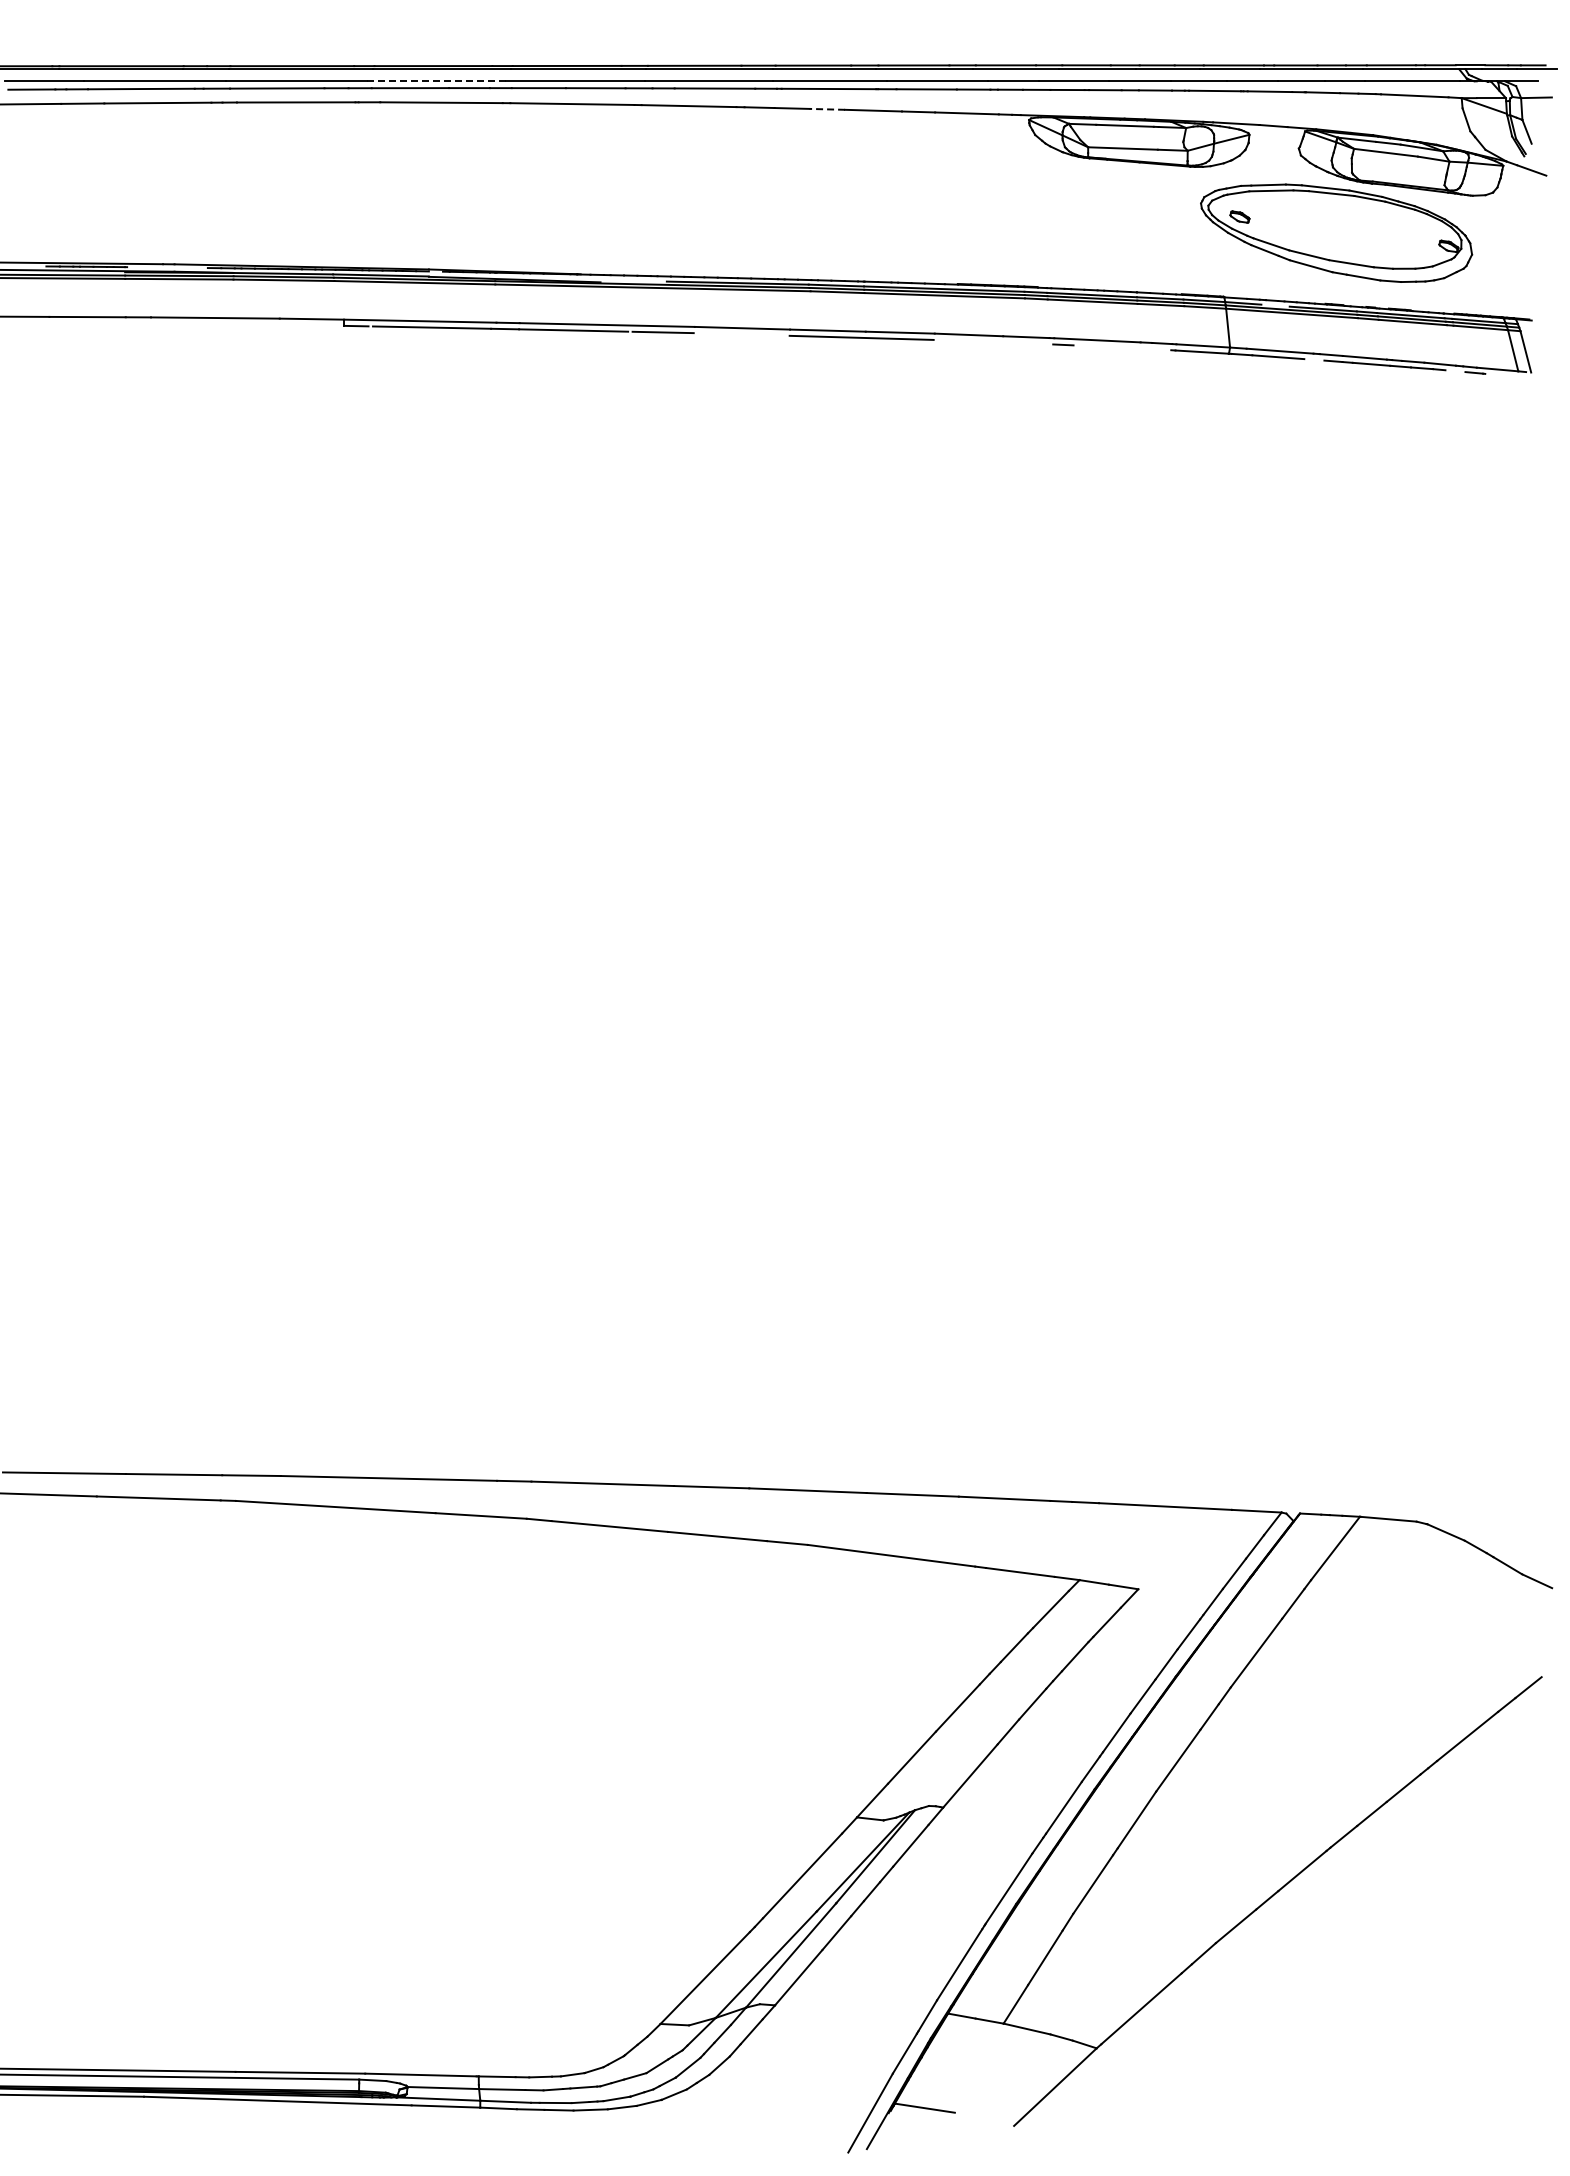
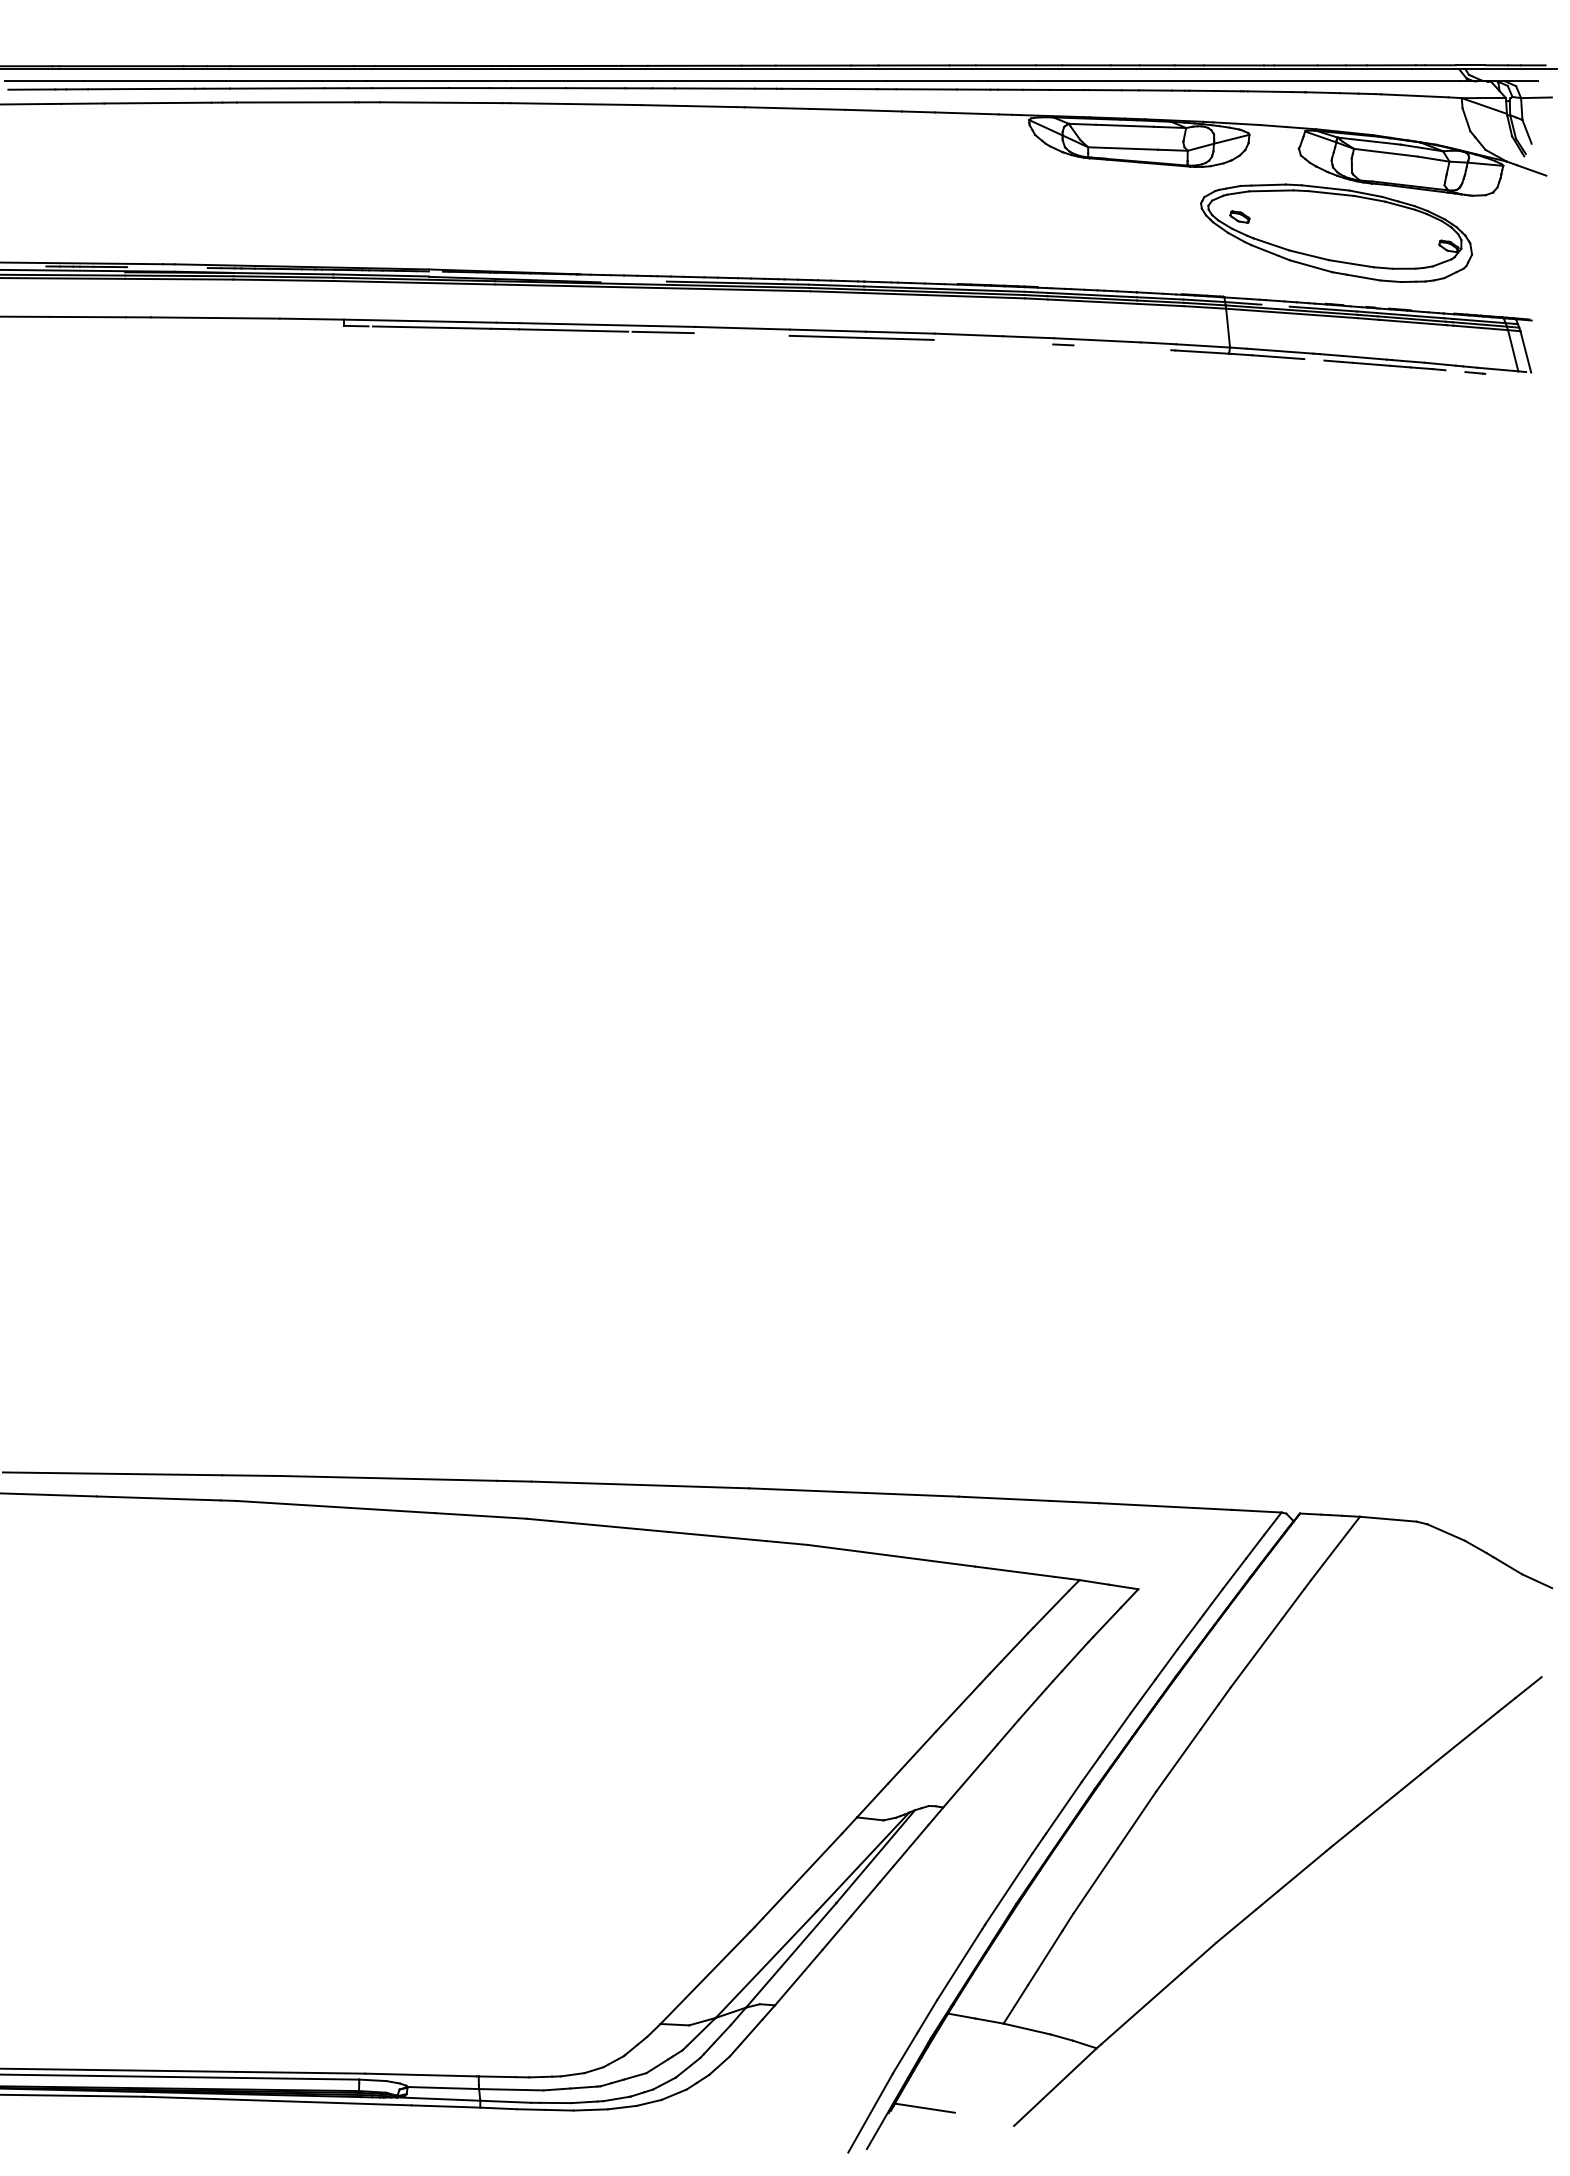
line: dashed -> solid (436, 81)
line: dashed -> solid (827, 109)
